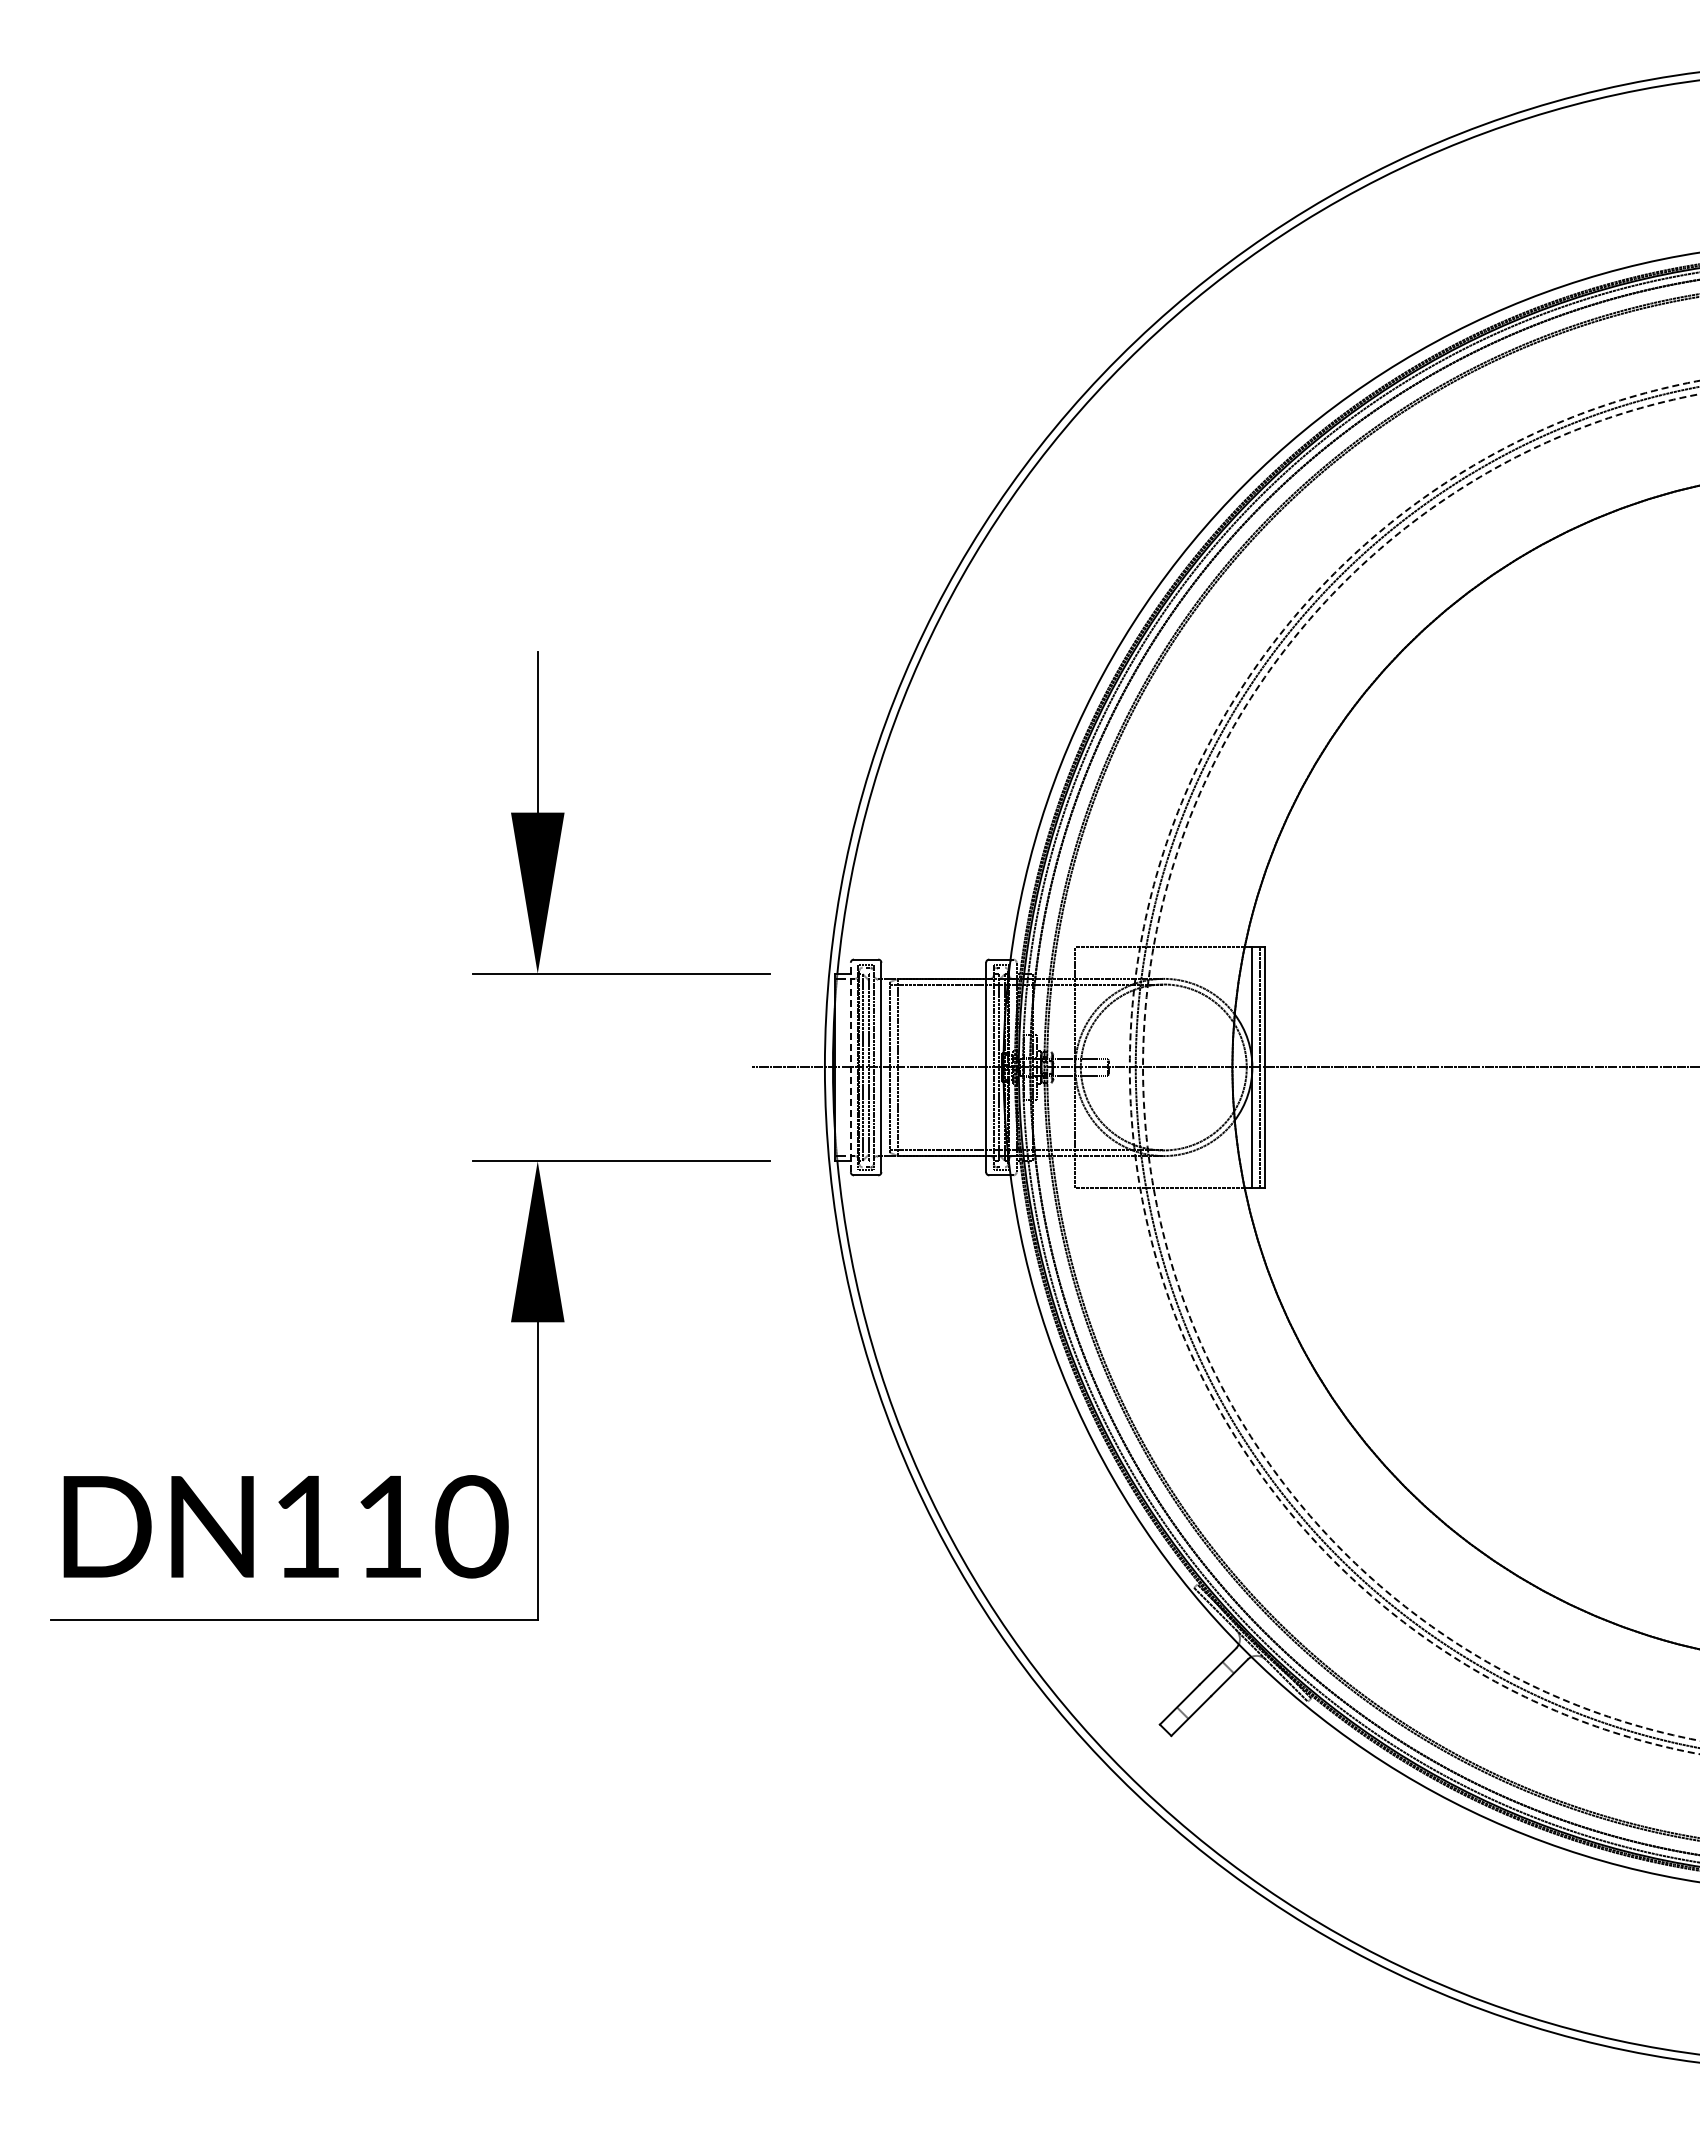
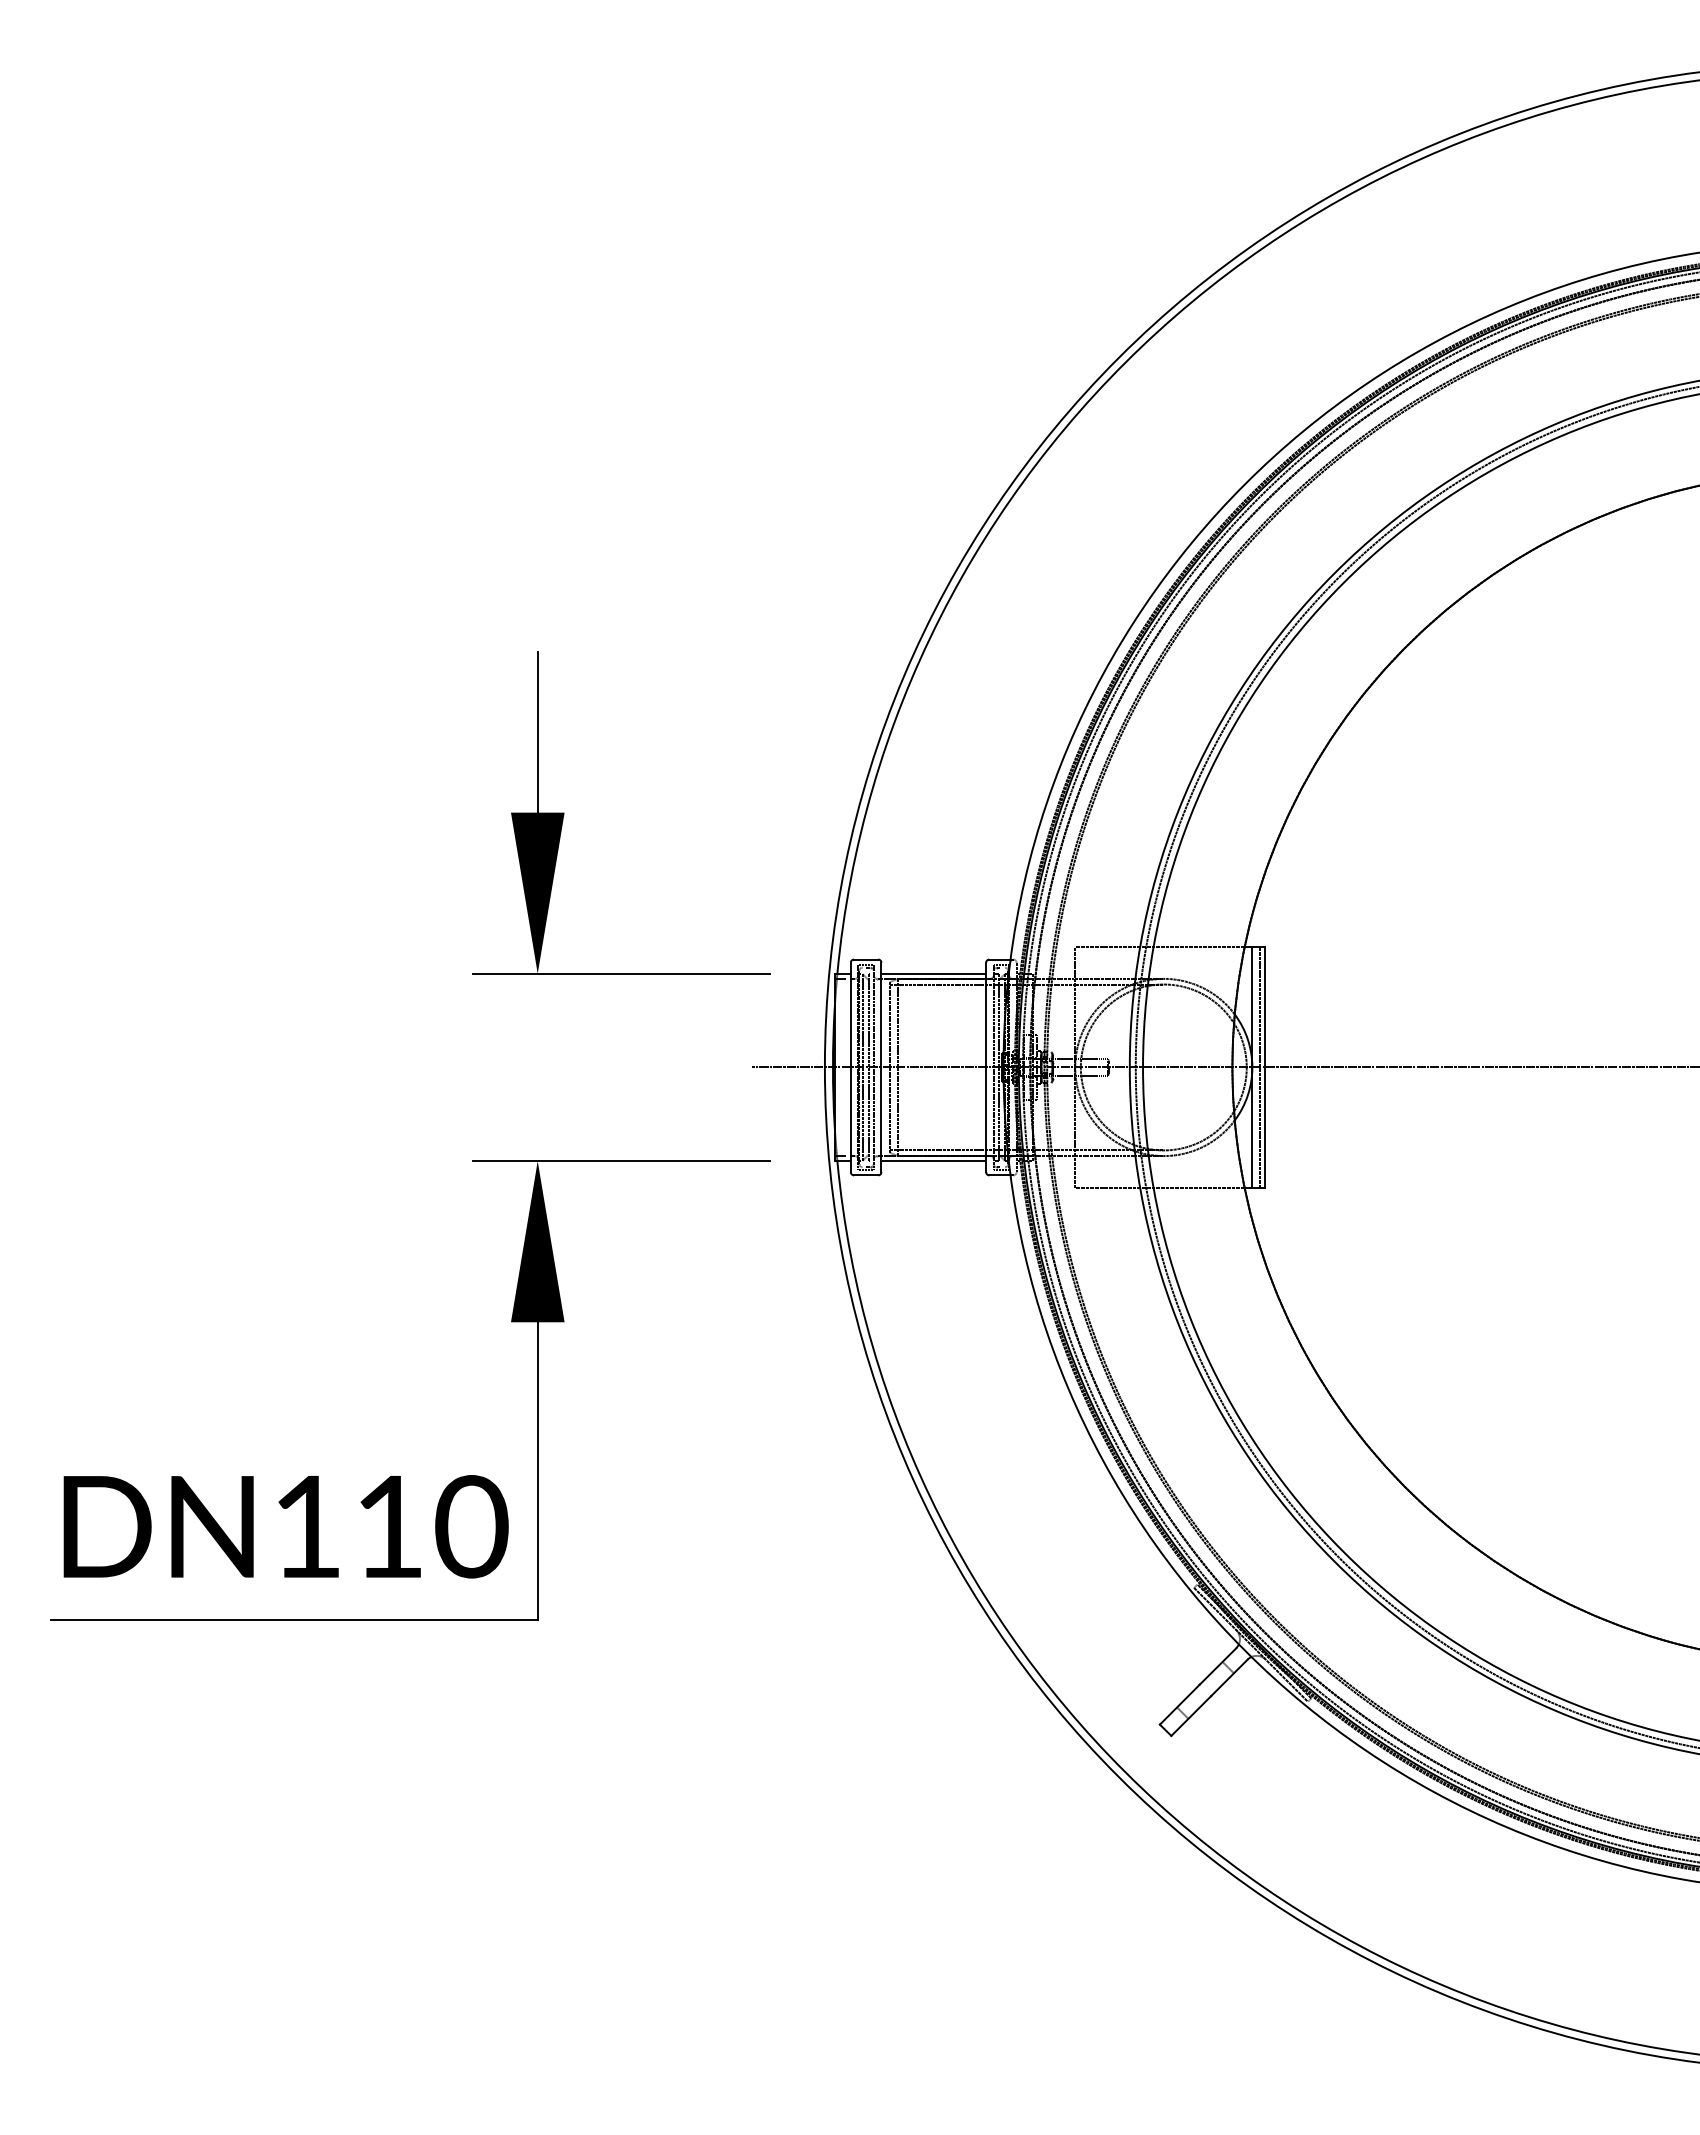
line: none -> present (933, 973)
line: dashed -> solid (850, 1067)
circle: dashed -> solid (1414, 1067)
circle: dashed -> solid (1421, 1067)
line: none -> present (933, 1161)
